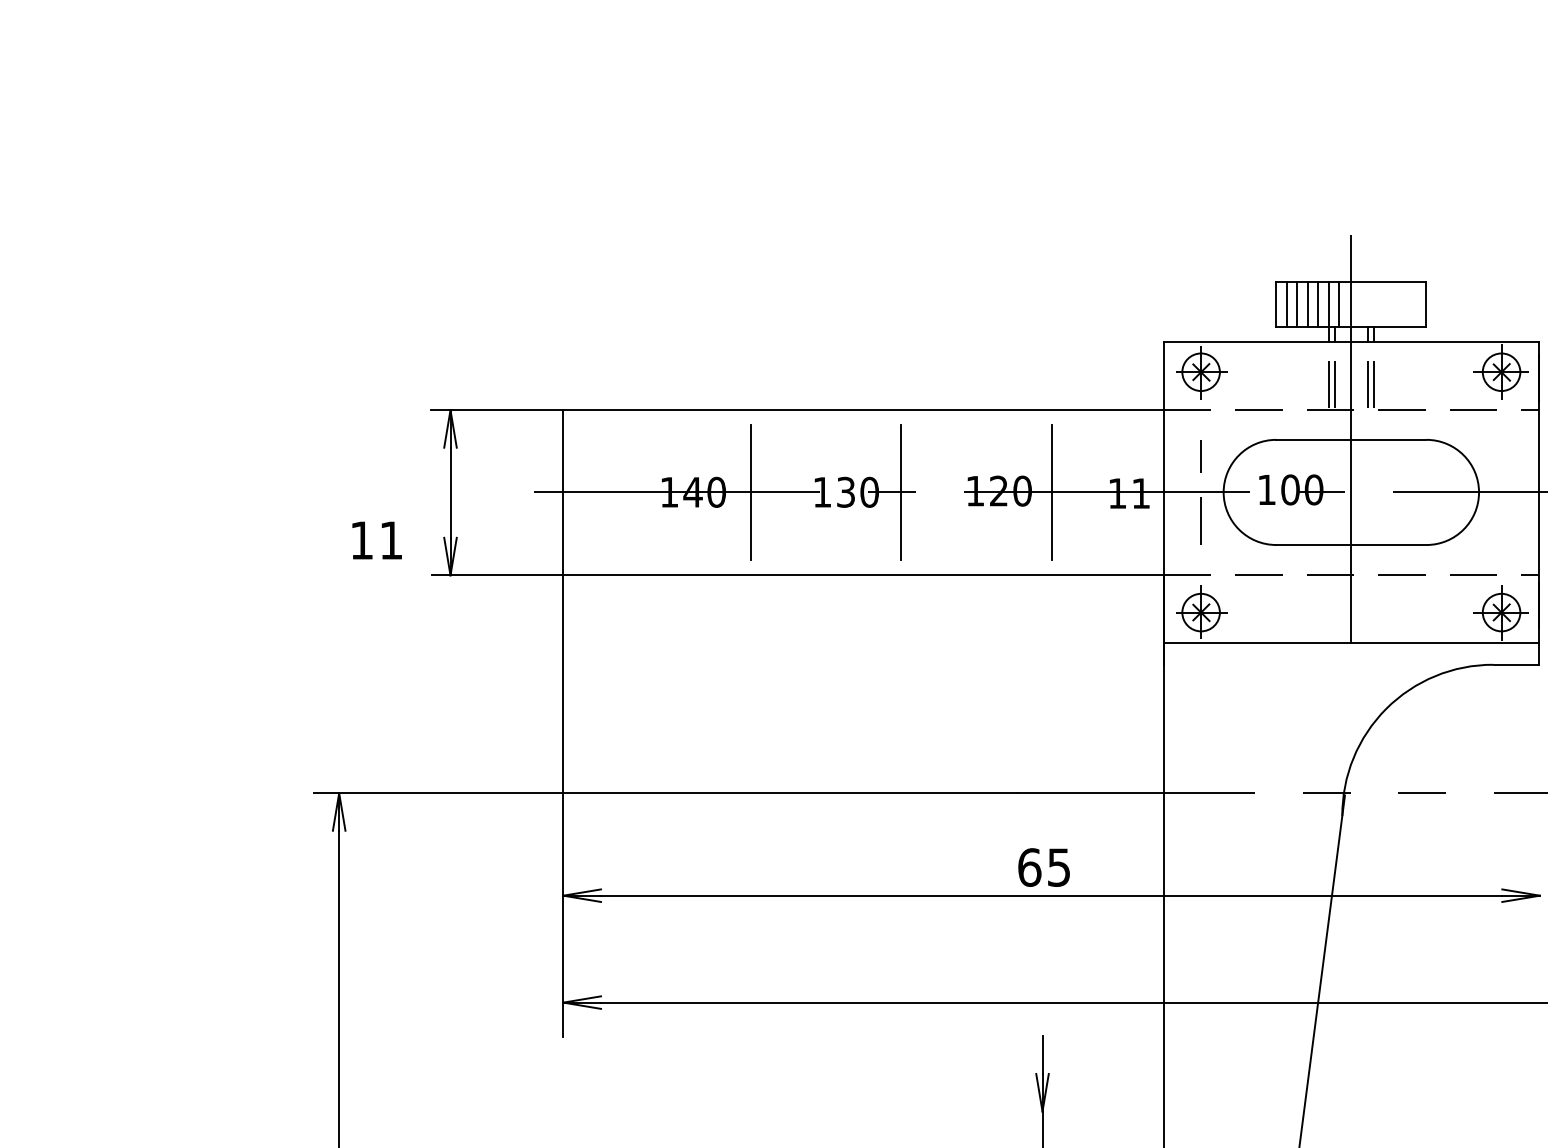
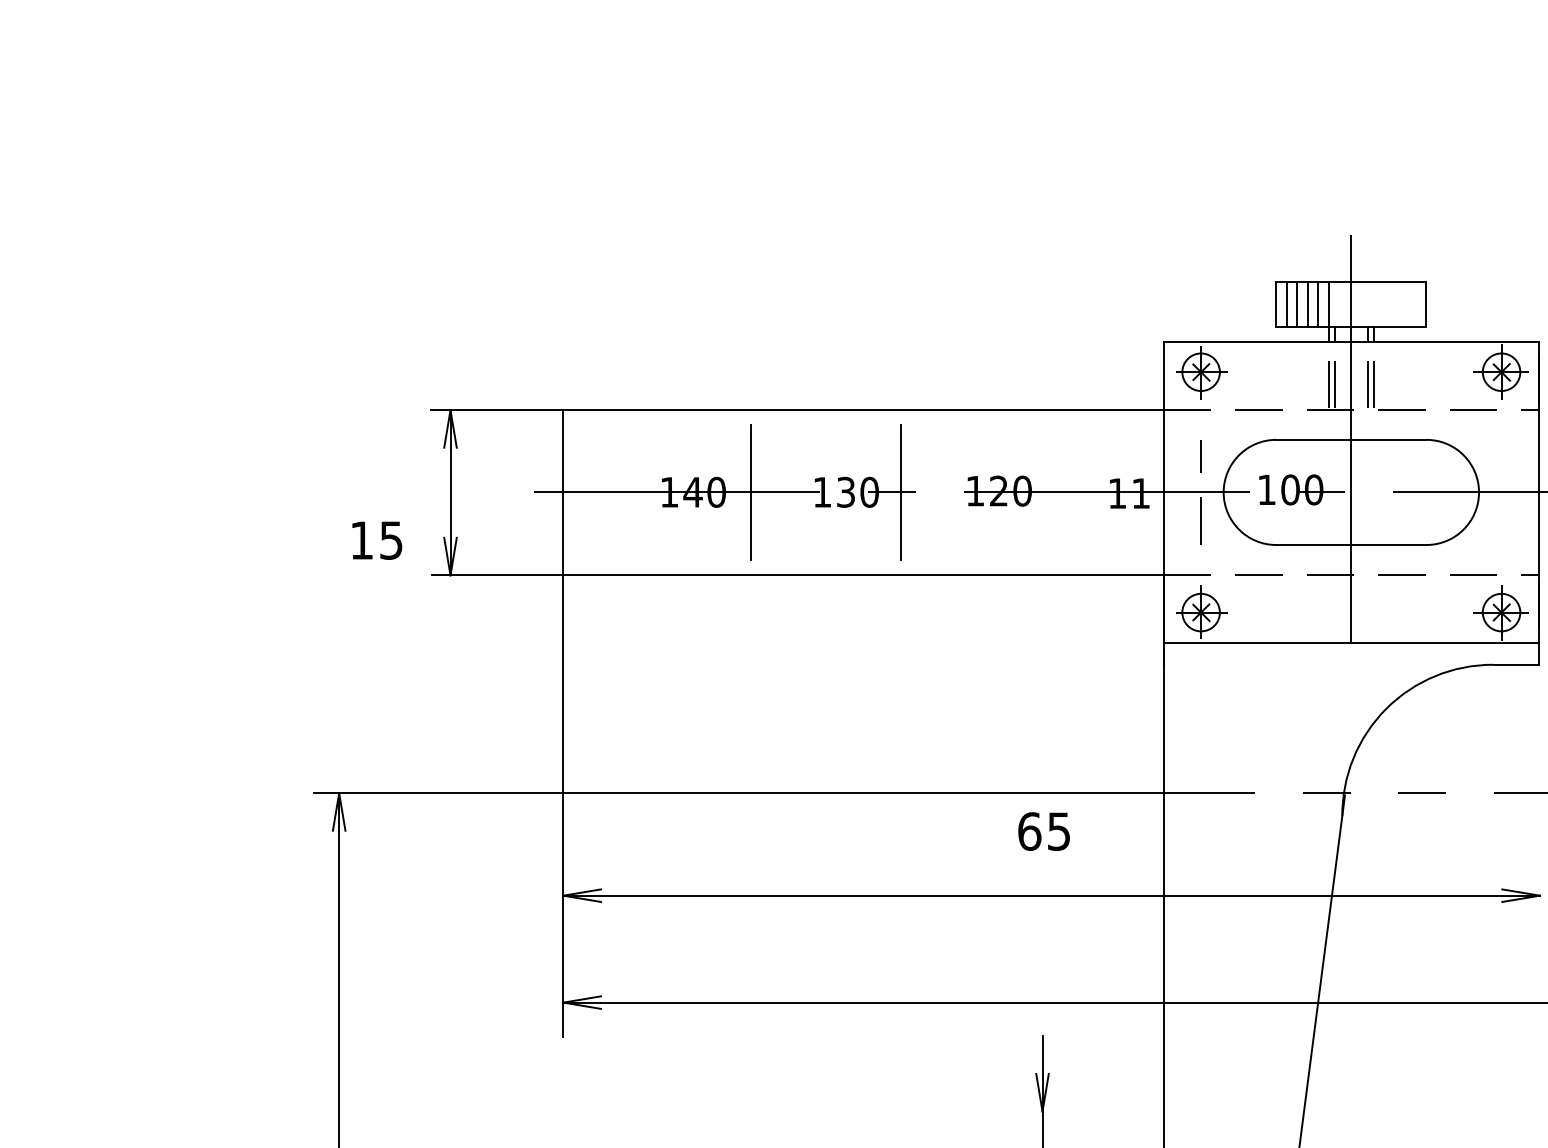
line: present -> none (1339, 304)
line: present -> none (1051, 492)
text: 11 -> 15 (391, 540)
text position: (1043, 867) -> (1043, 831) (1043, 831)
